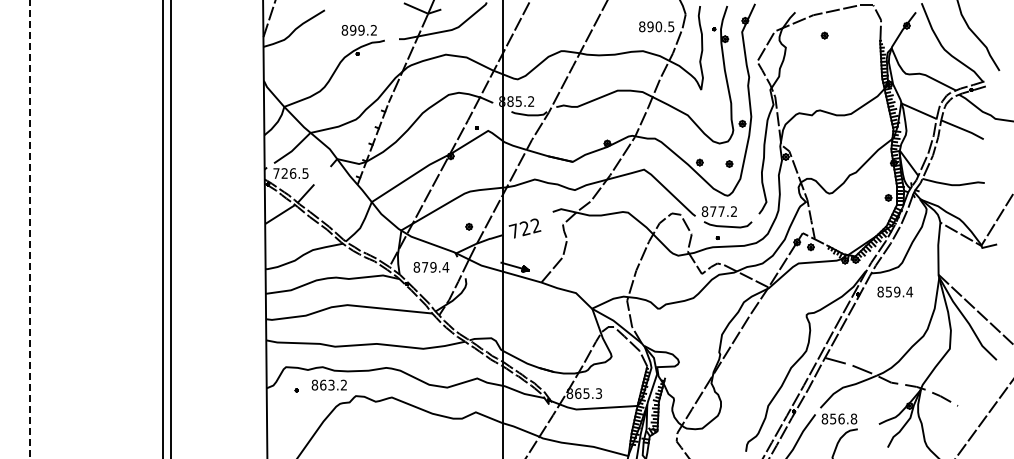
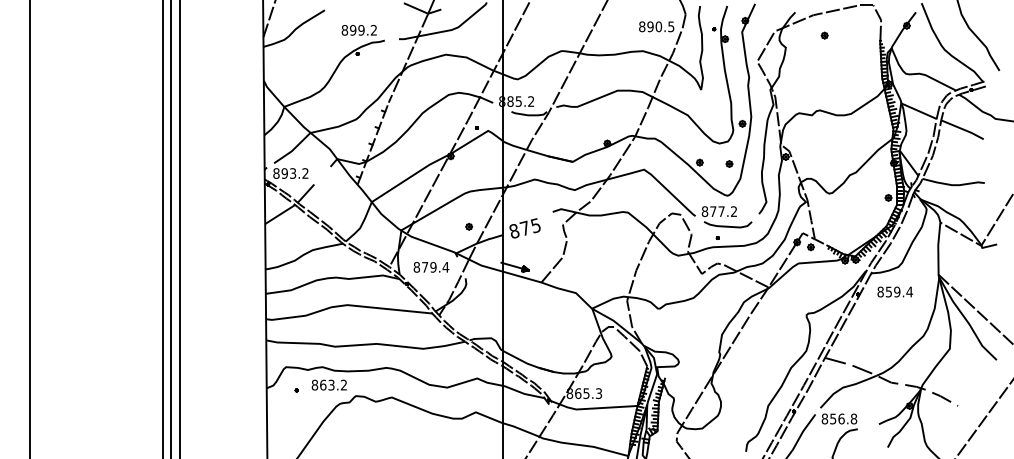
text: 726.5 -> 893.2 (290, 173)
line: none -> present (180, 228)
text: 722 -> 875 (524, 228)
line: dashed -> solid (30, 229)
